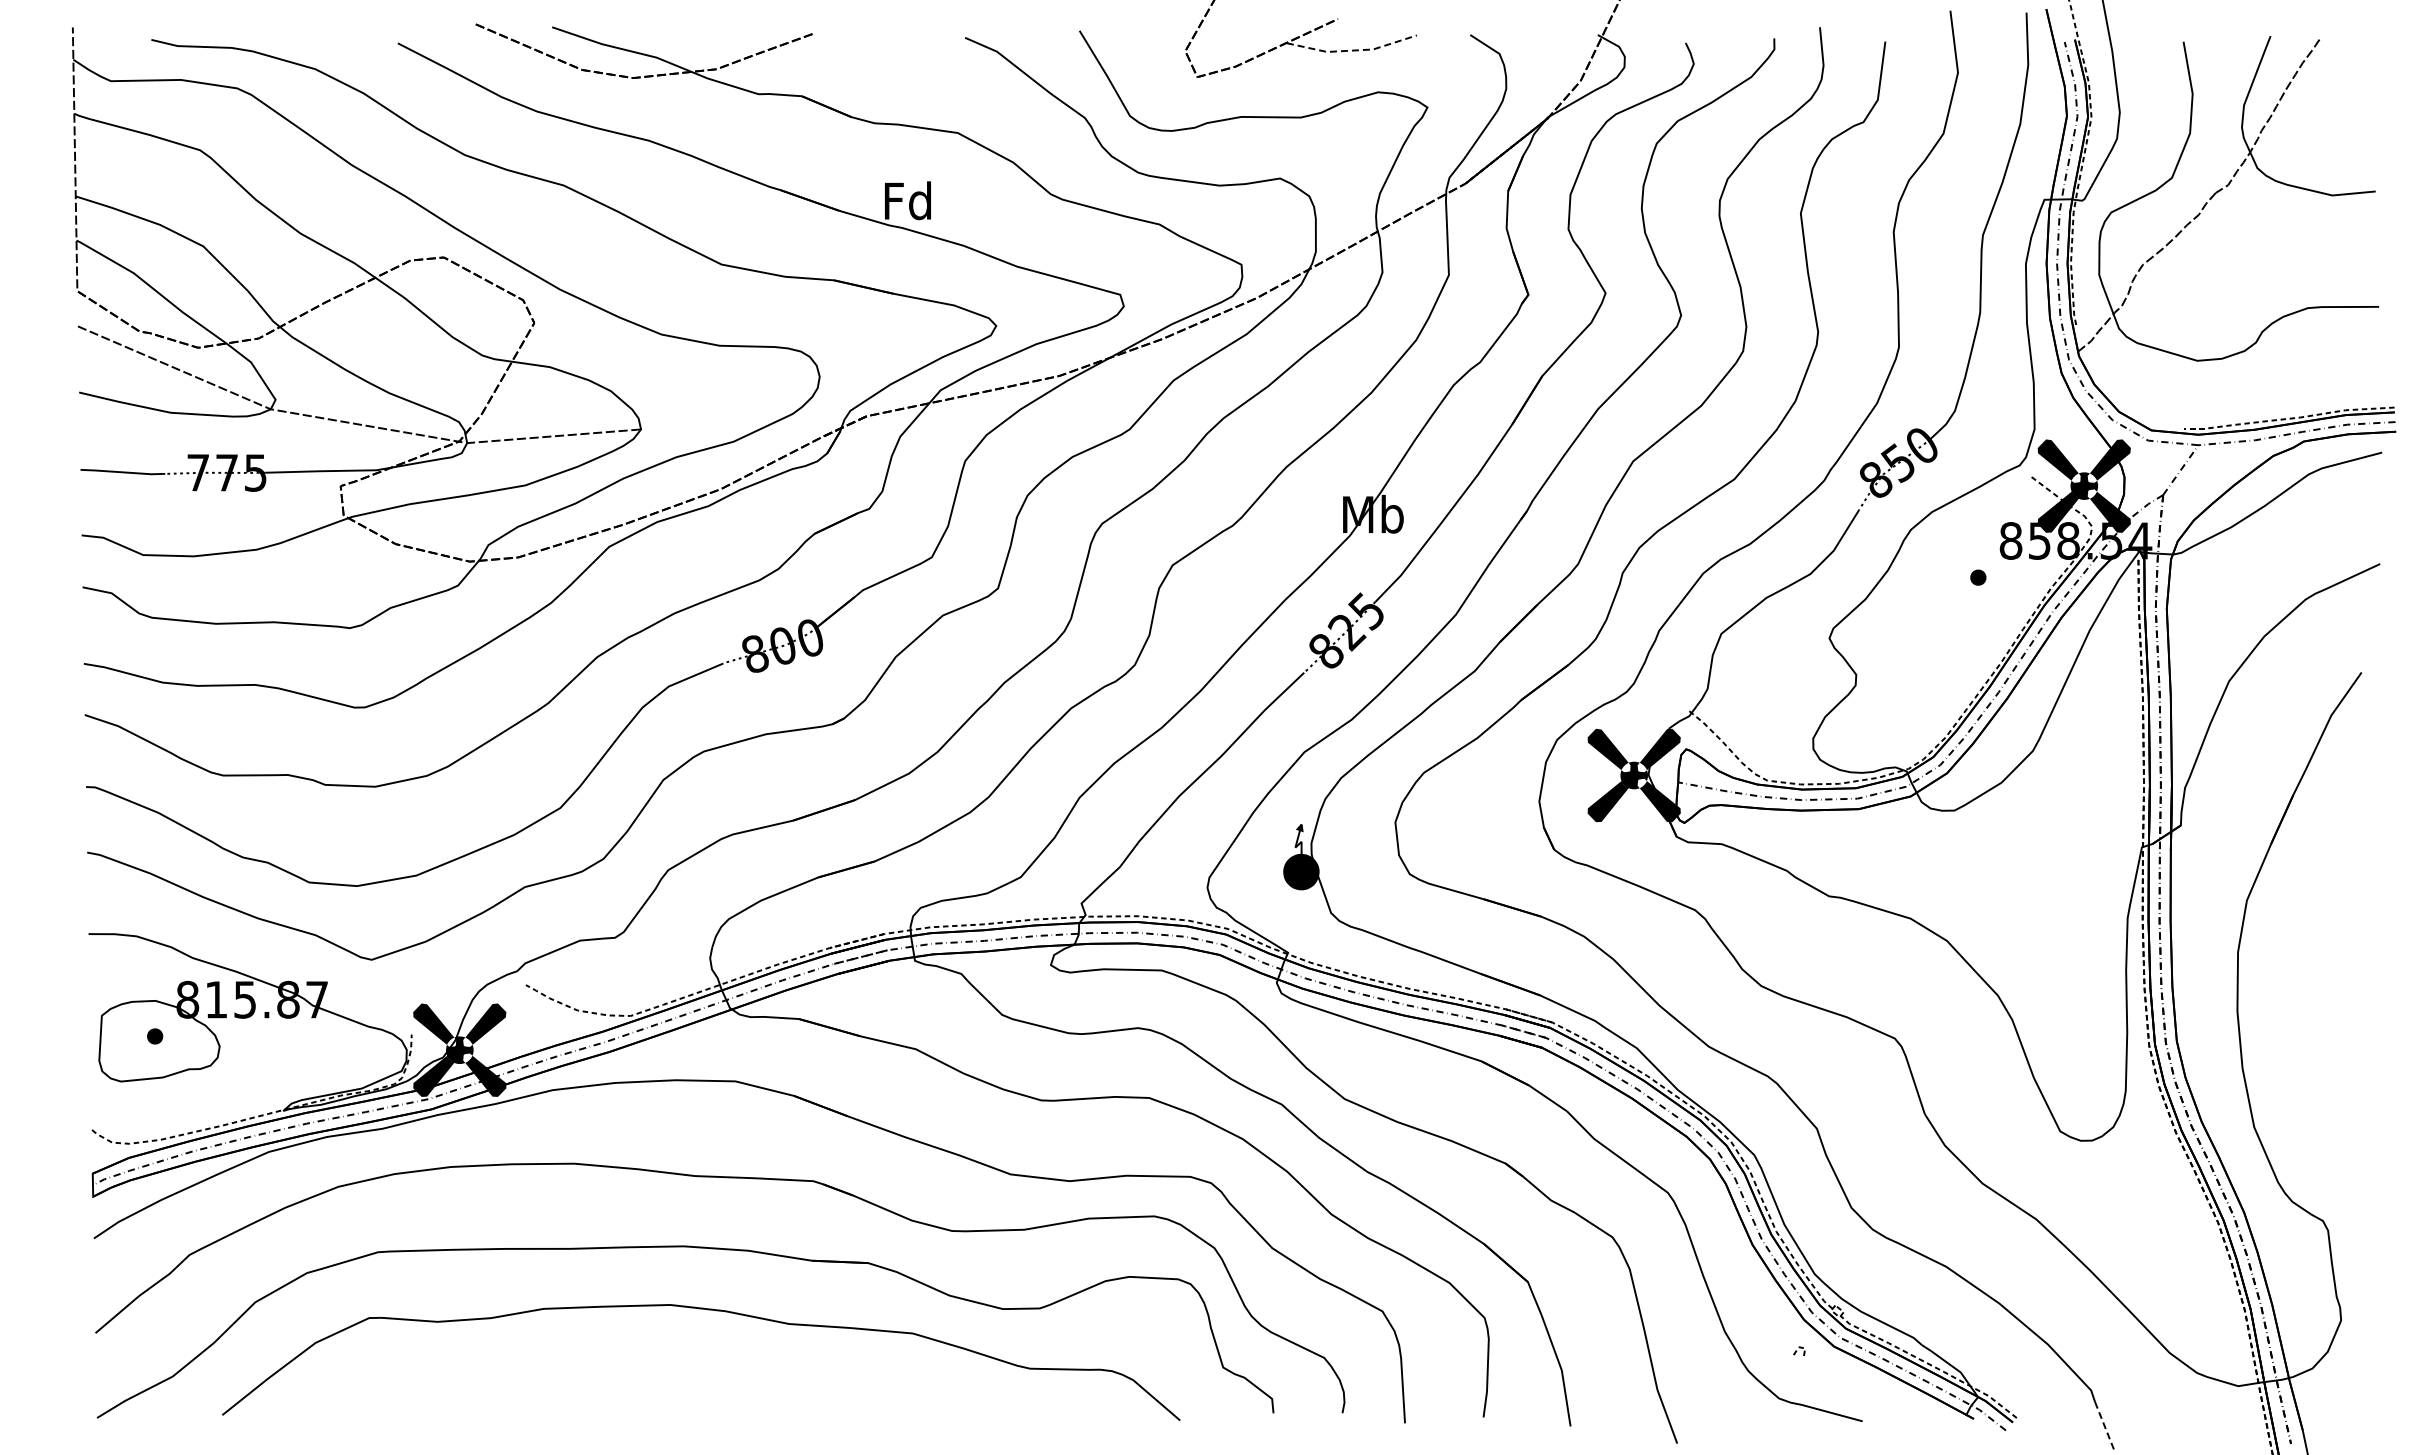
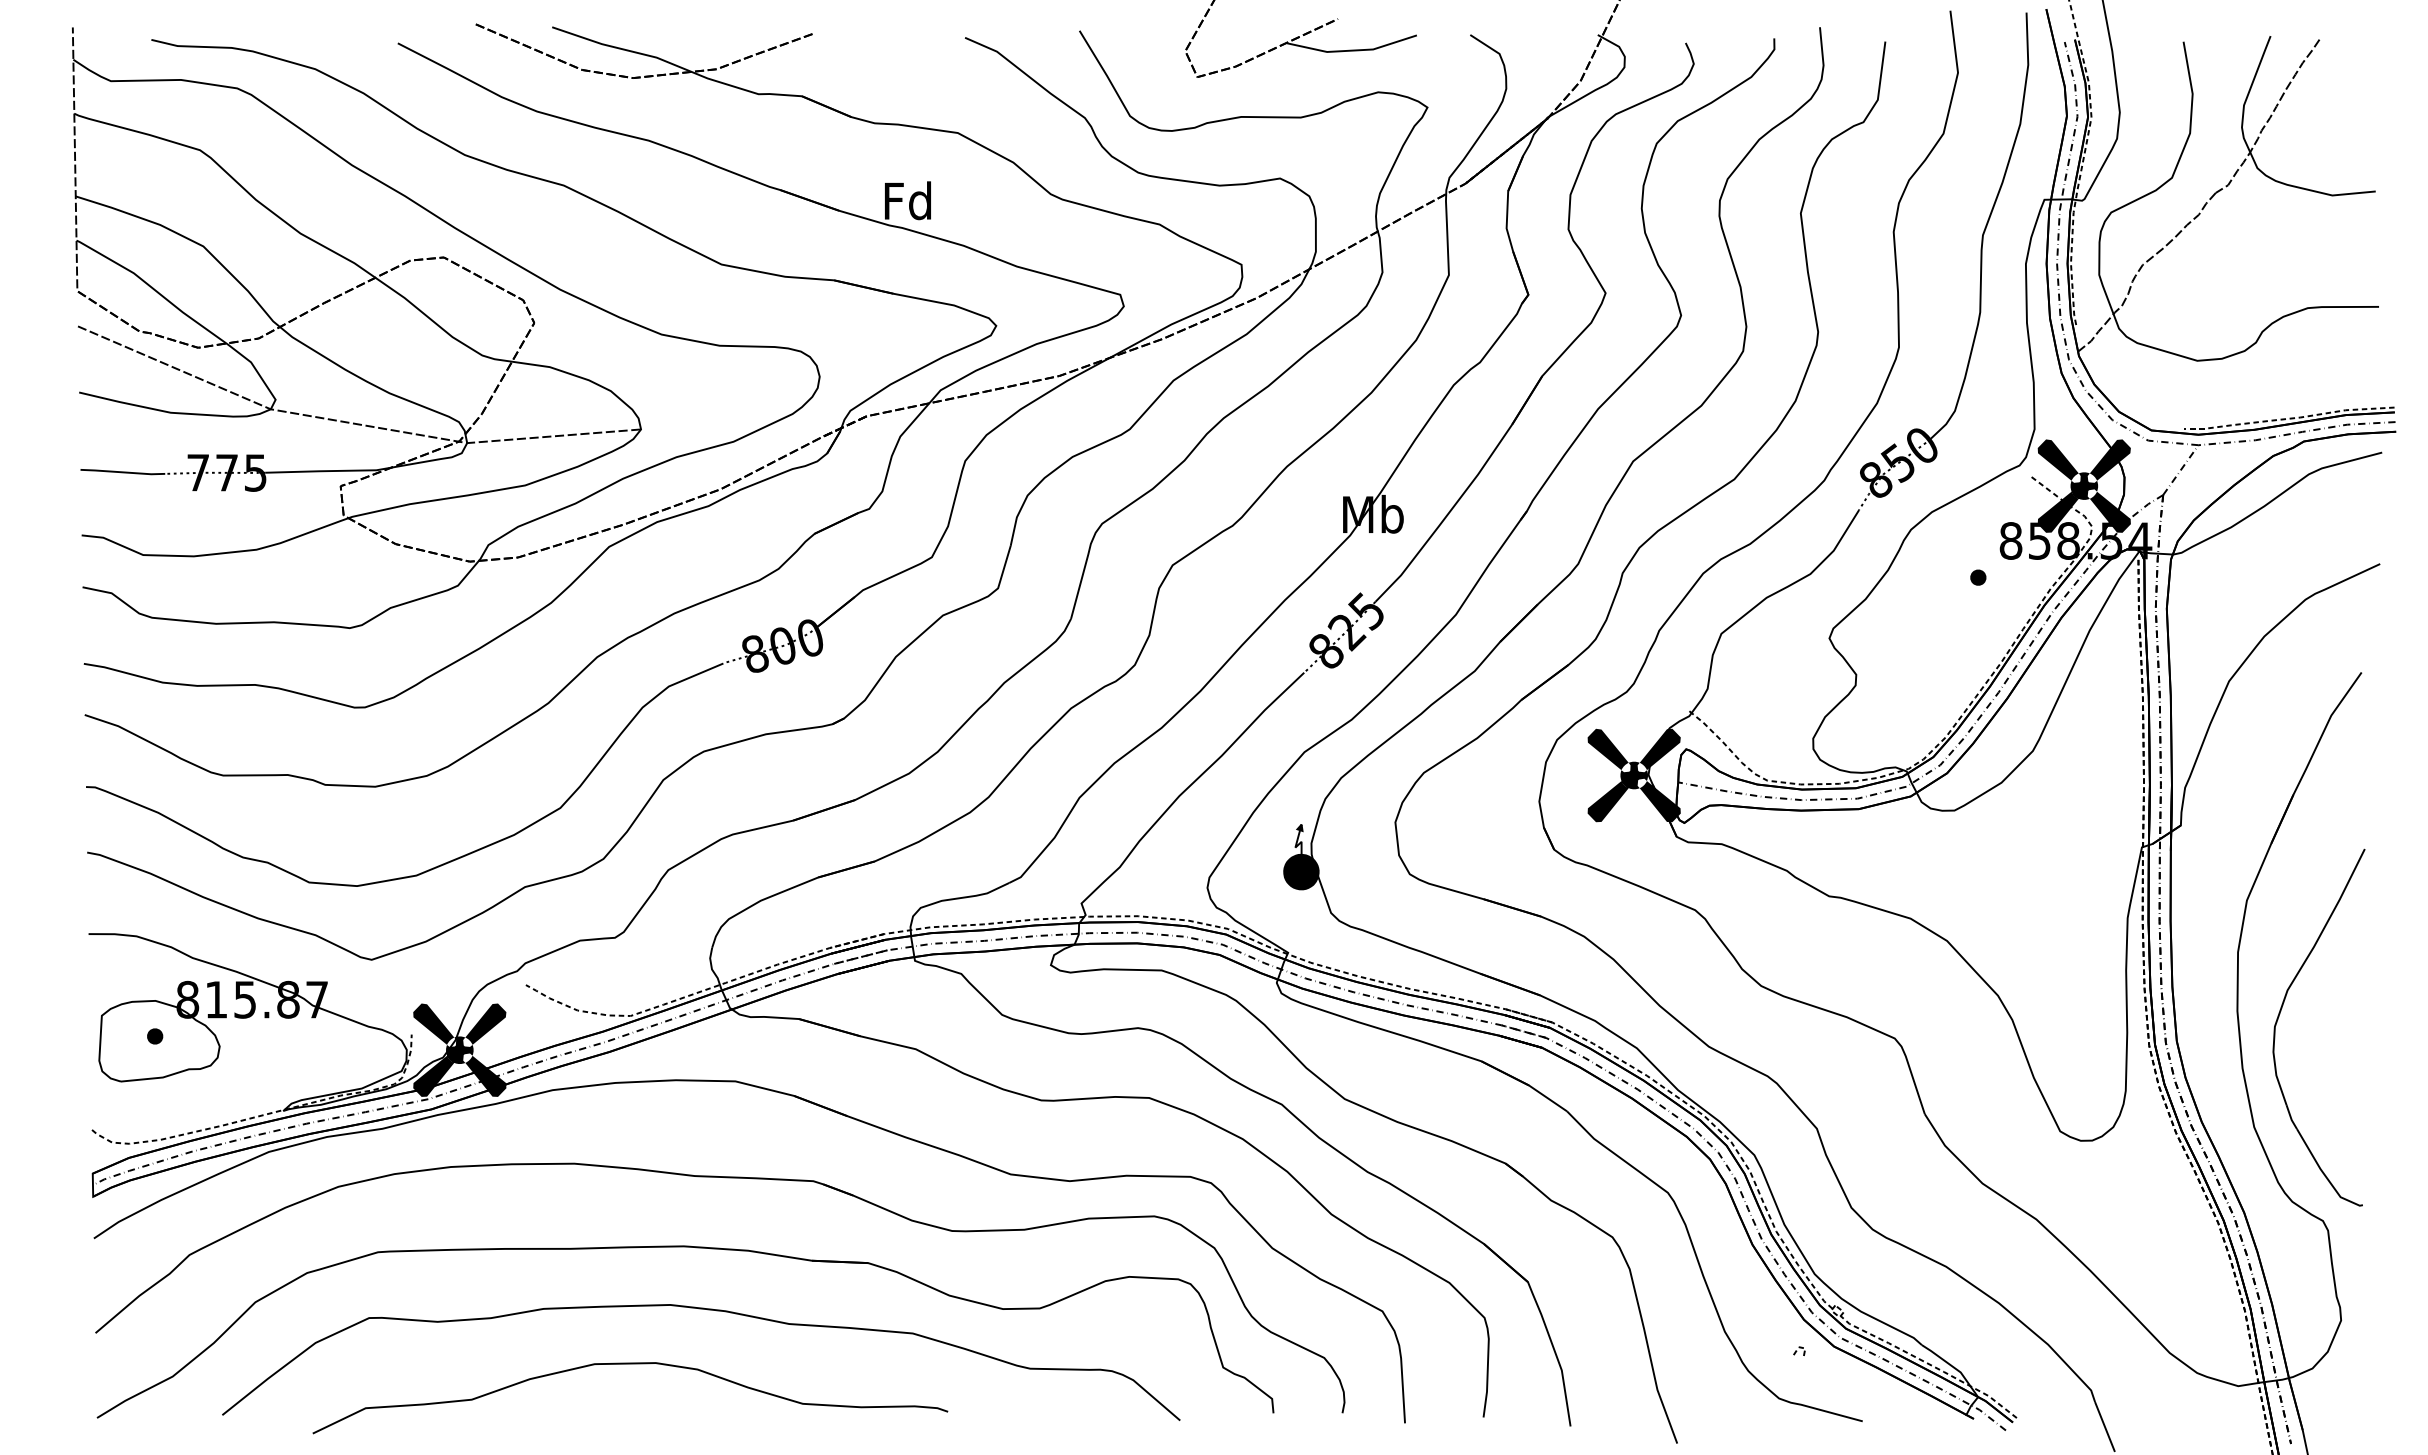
line: dashed -> solid (1352, 50)
part: none -> present (2280, 1014)
curve: none -> present (630, 1364)
line: dashed -> solid (2105, 1426)
